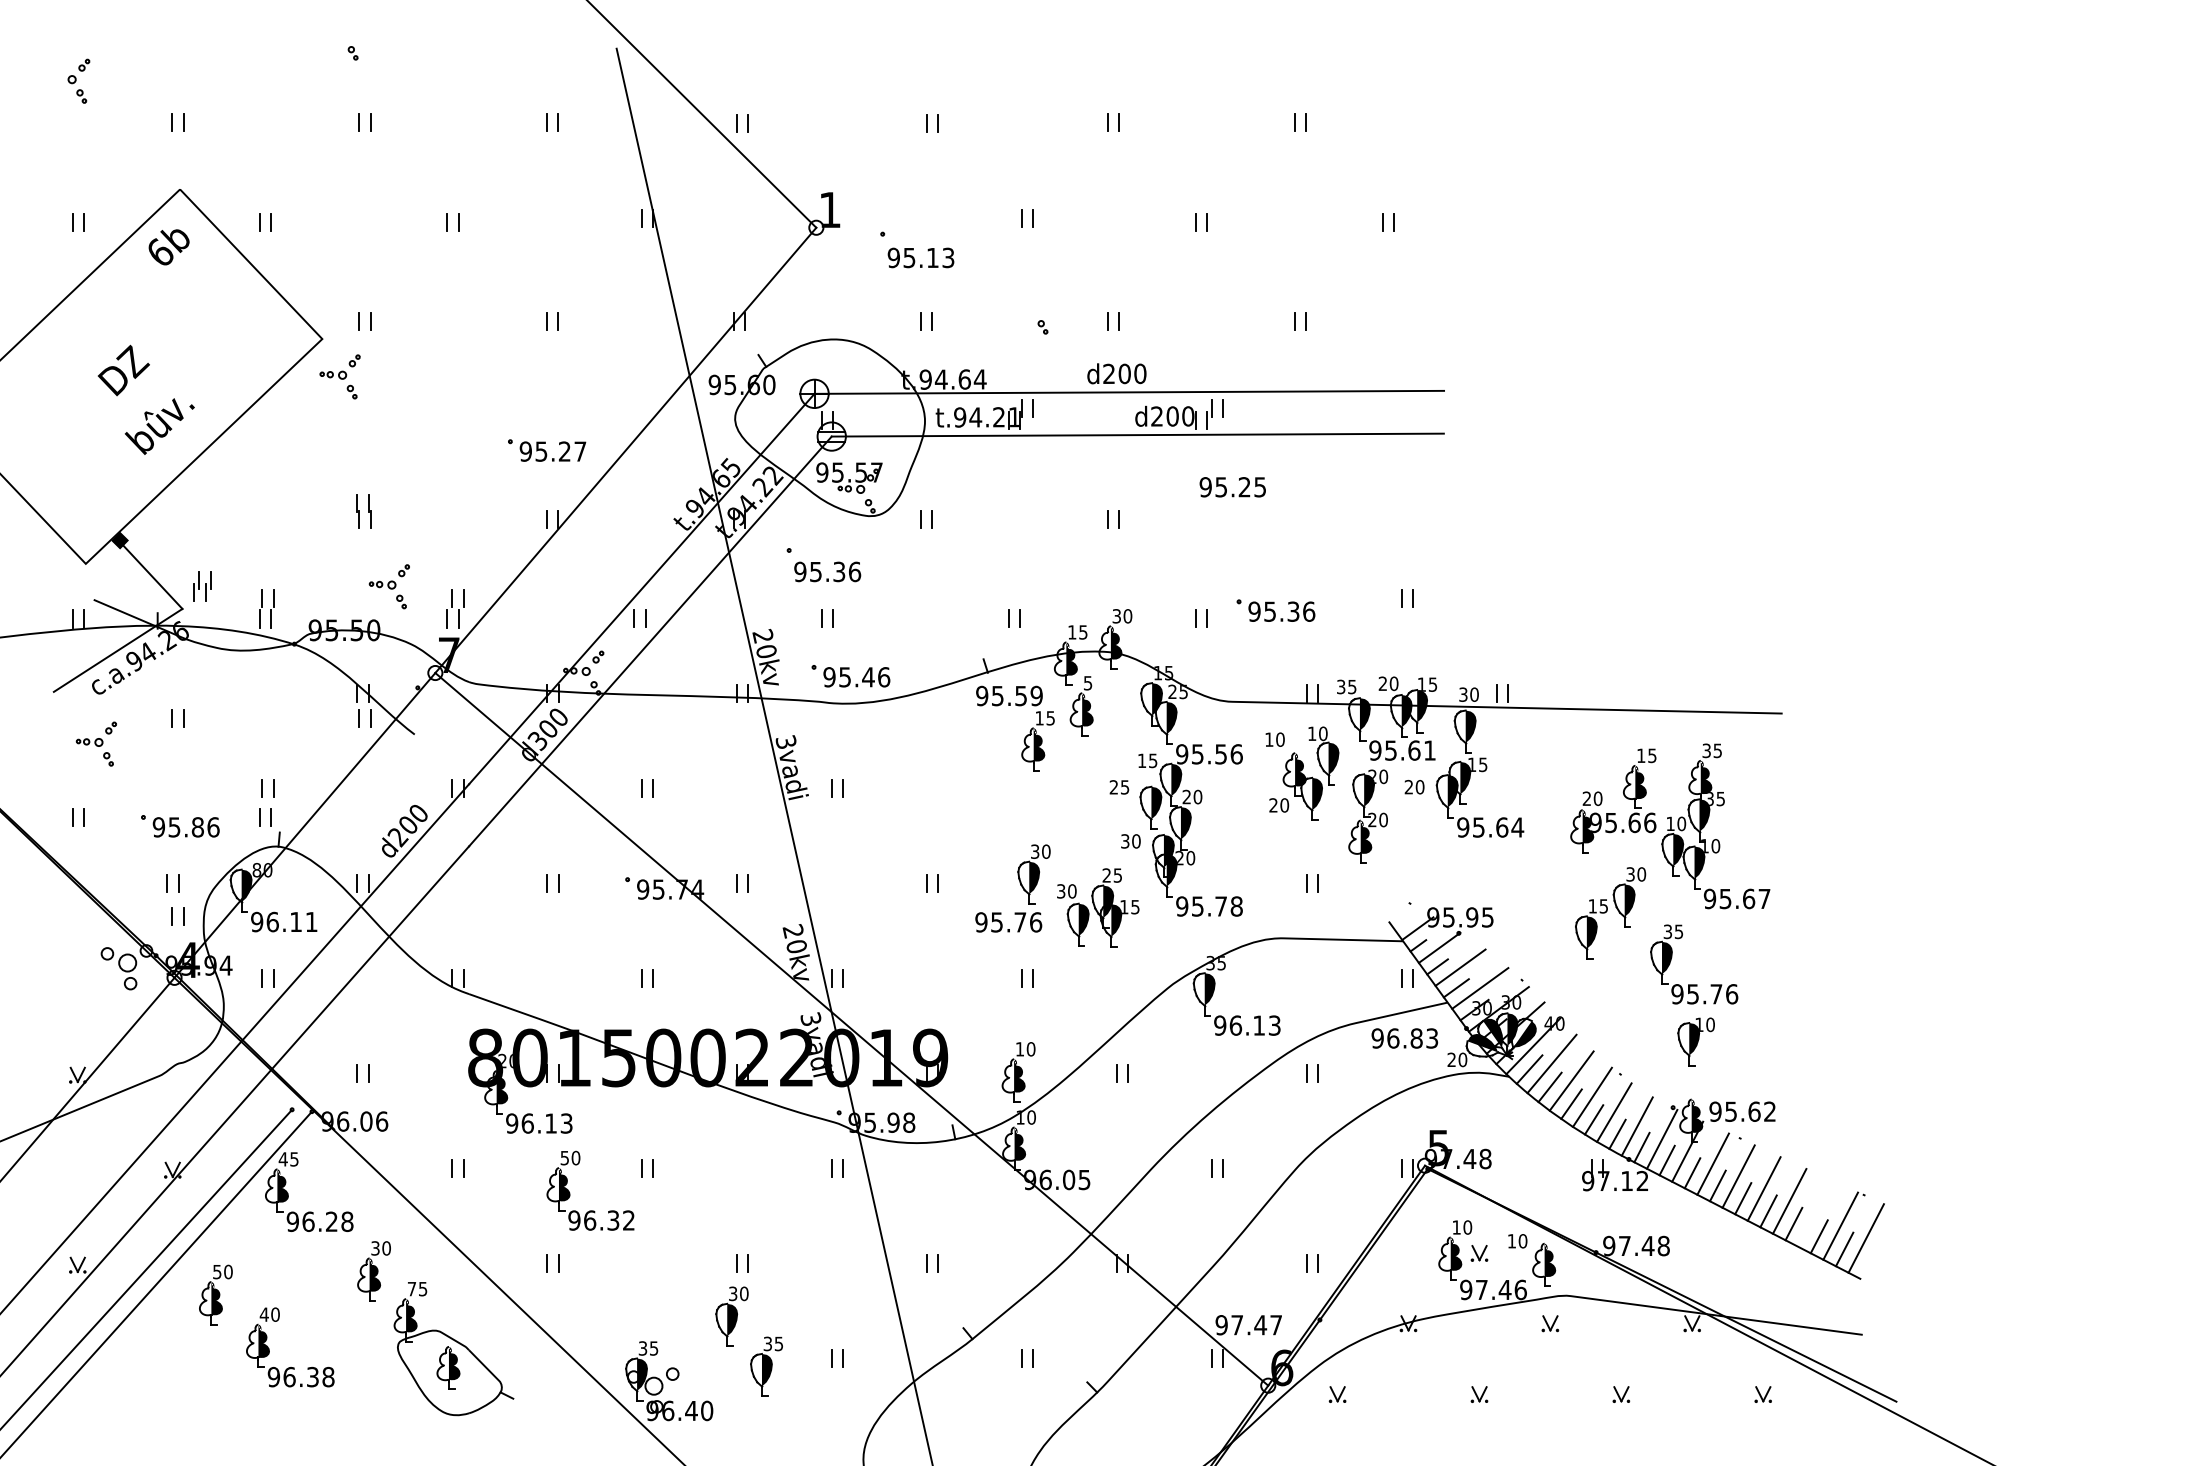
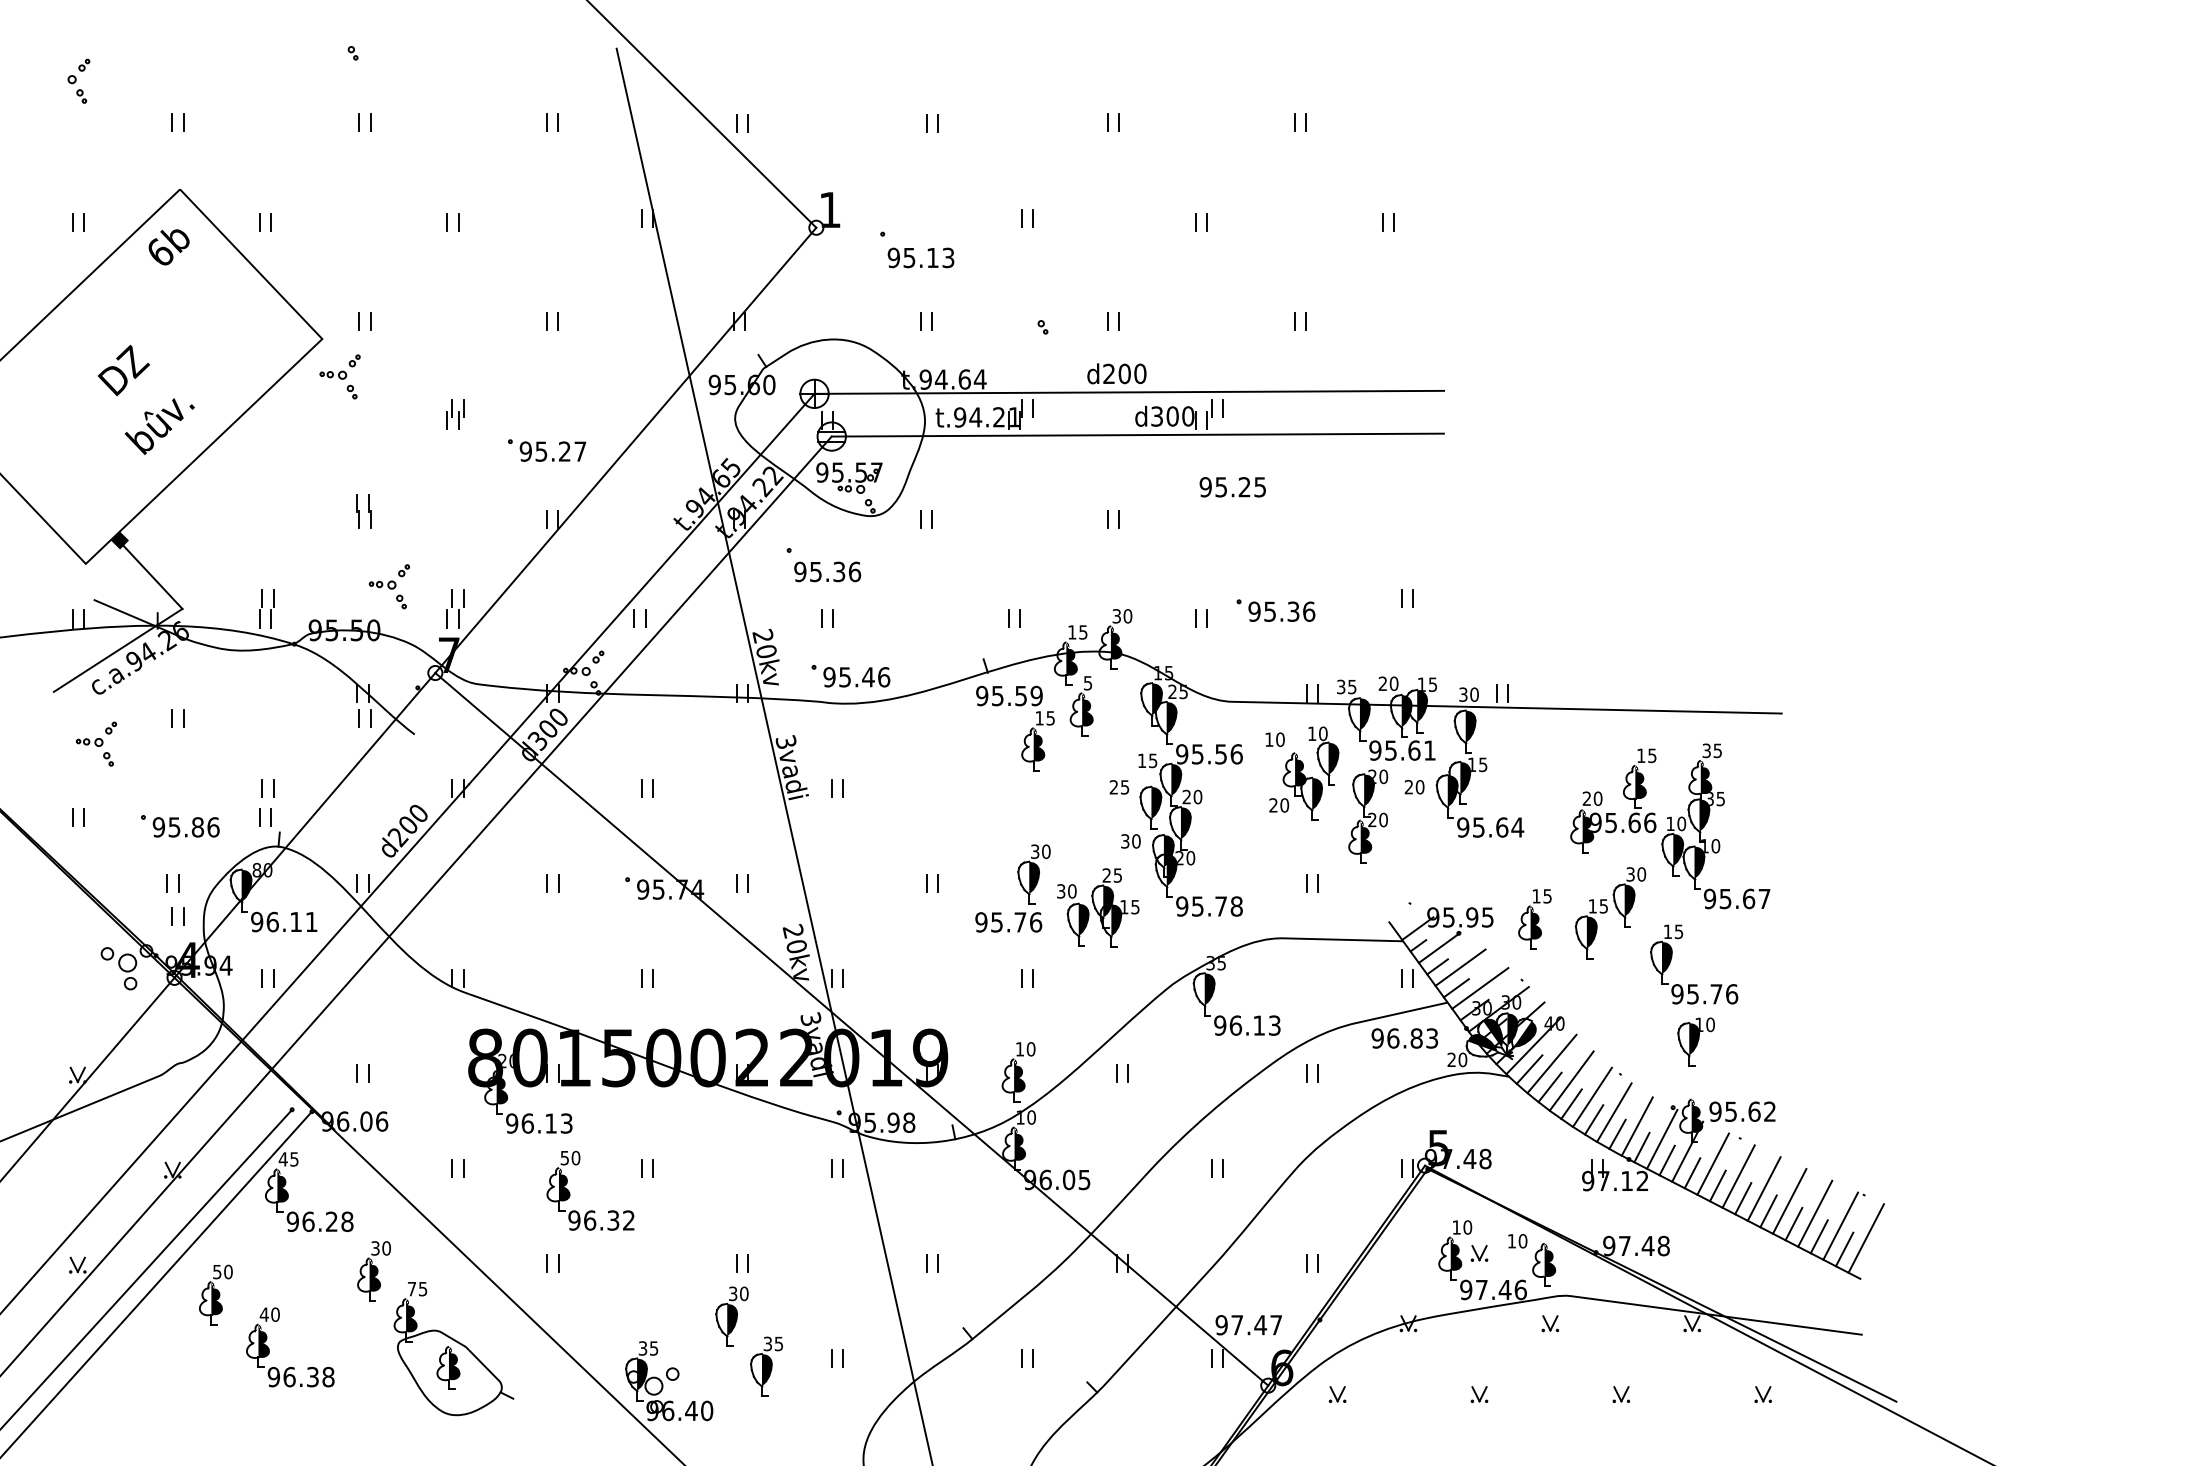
text: d200 -> d300 (1156, 416)
part position: (202, 586) -> (455, 414) (455, 414)
part: none -> present (1534, 919)
text: 35 -> 15 (1667, 931)
line: none -> present (1815, 1213)
